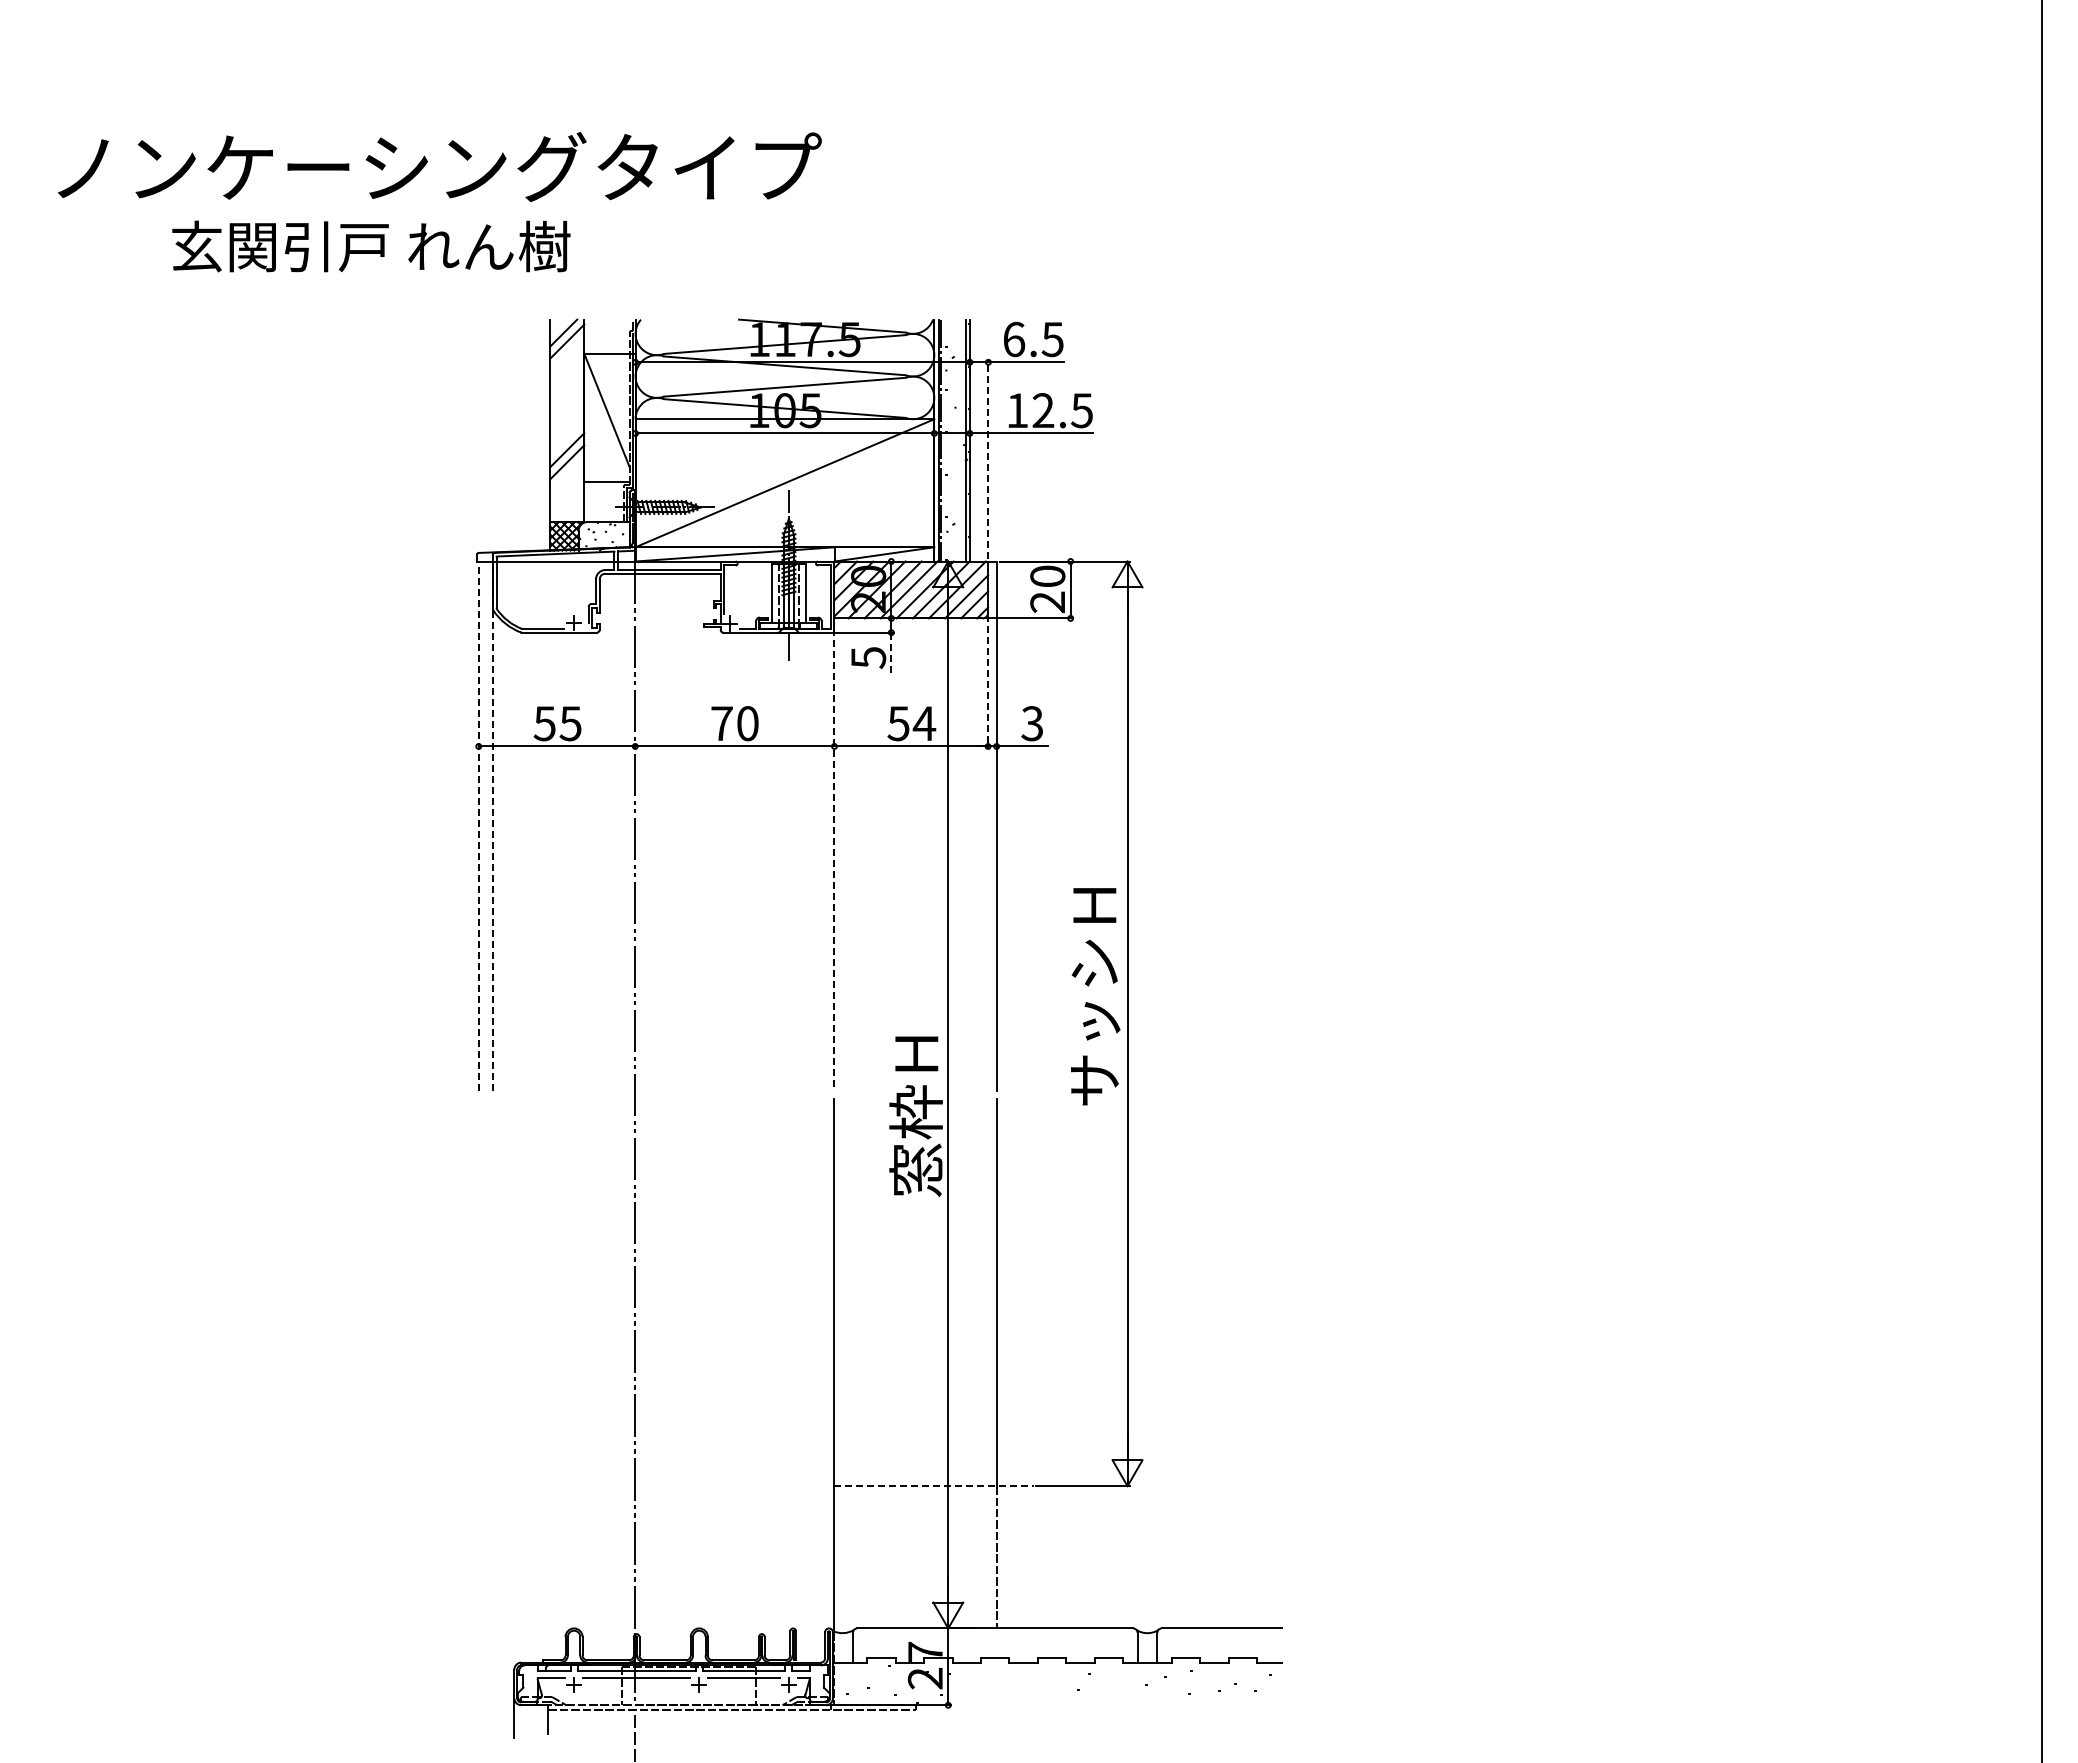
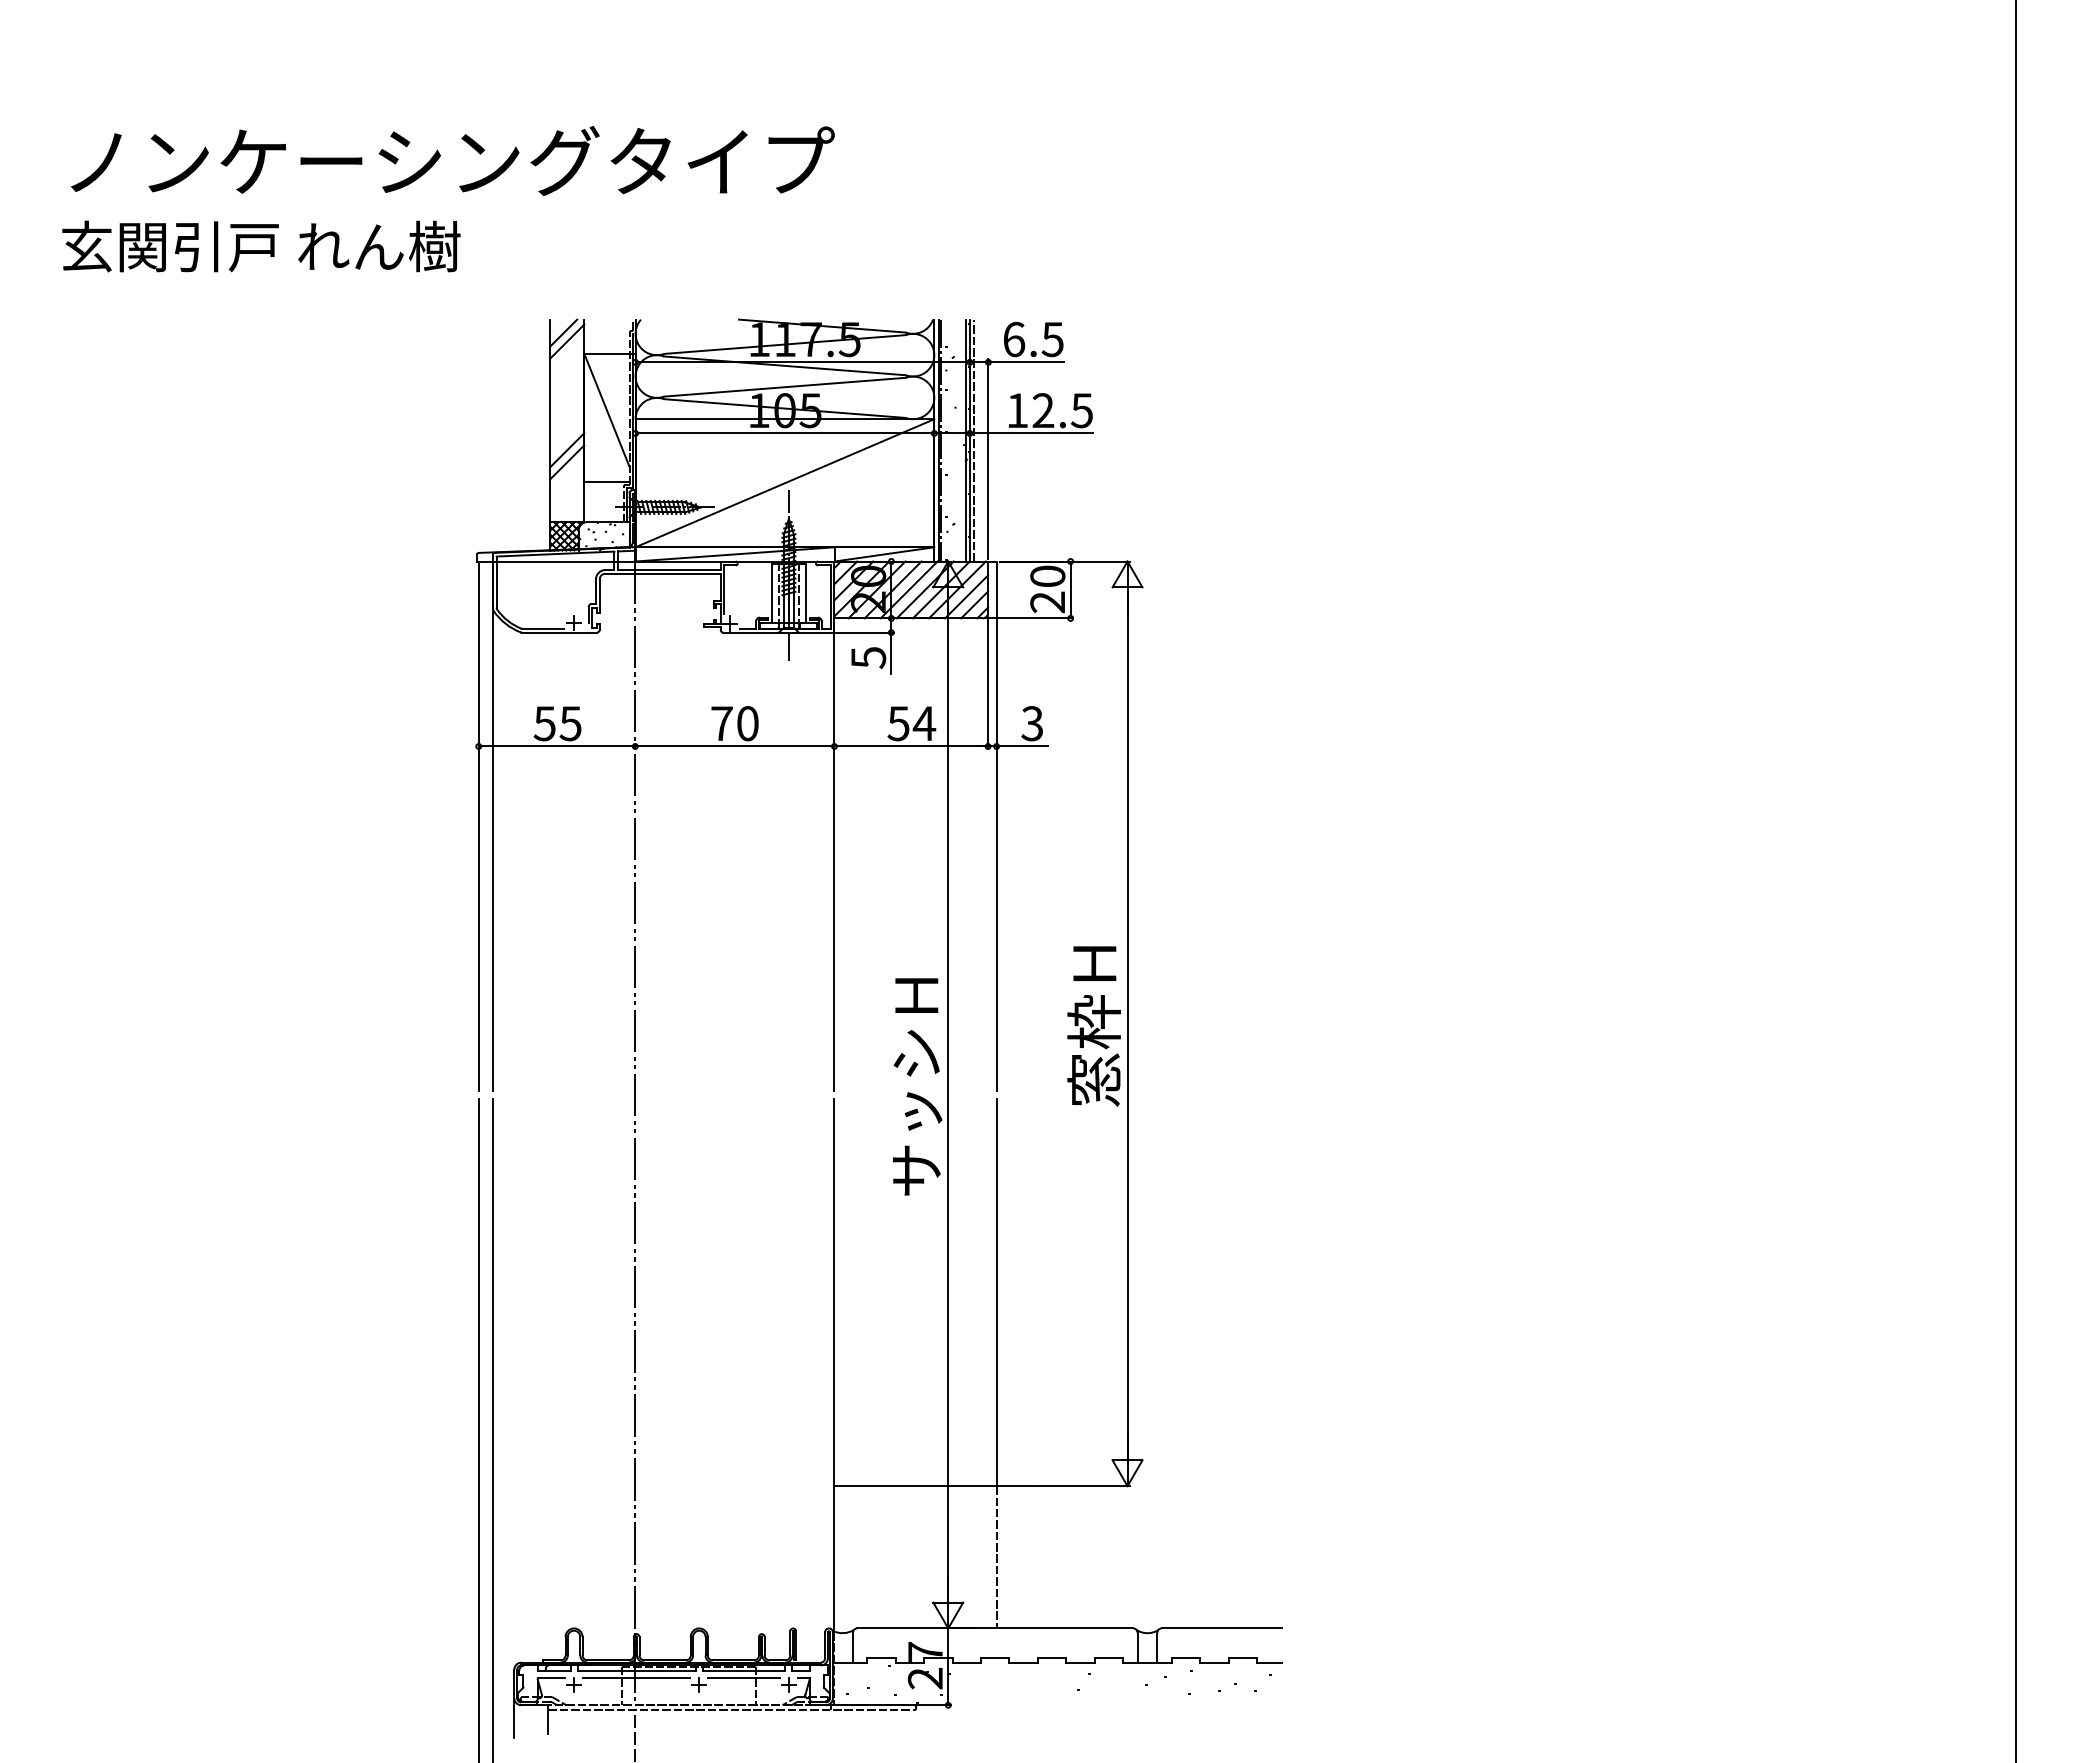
text position: (439, 166) -> (452, 160) (452, 160)
text position: (371, 246) -> (261, 246) (261, 246)
line: none -> present (974, 440)
line: dashed -> solid (988, 459)
line: dashed -> solid (891, 653)
line: dashed -> solid (988, 682)
line: dashed -> solid (478, 826)
line: dashed -> solid (492, 826)
line: dashed -> solid (834, 854)
line position: (2041, 880) -> (2015, 880) (2015, 880)
text: サッシＨ -> 窓枠Ｈ (1093, 997)
text: 窓枠Ｈ -> サッシＨ (915, 1087)
line: none -> present (478, 1429)
line: none -> present (492, 1429)
line: dashed -> solid (934, 1486)
